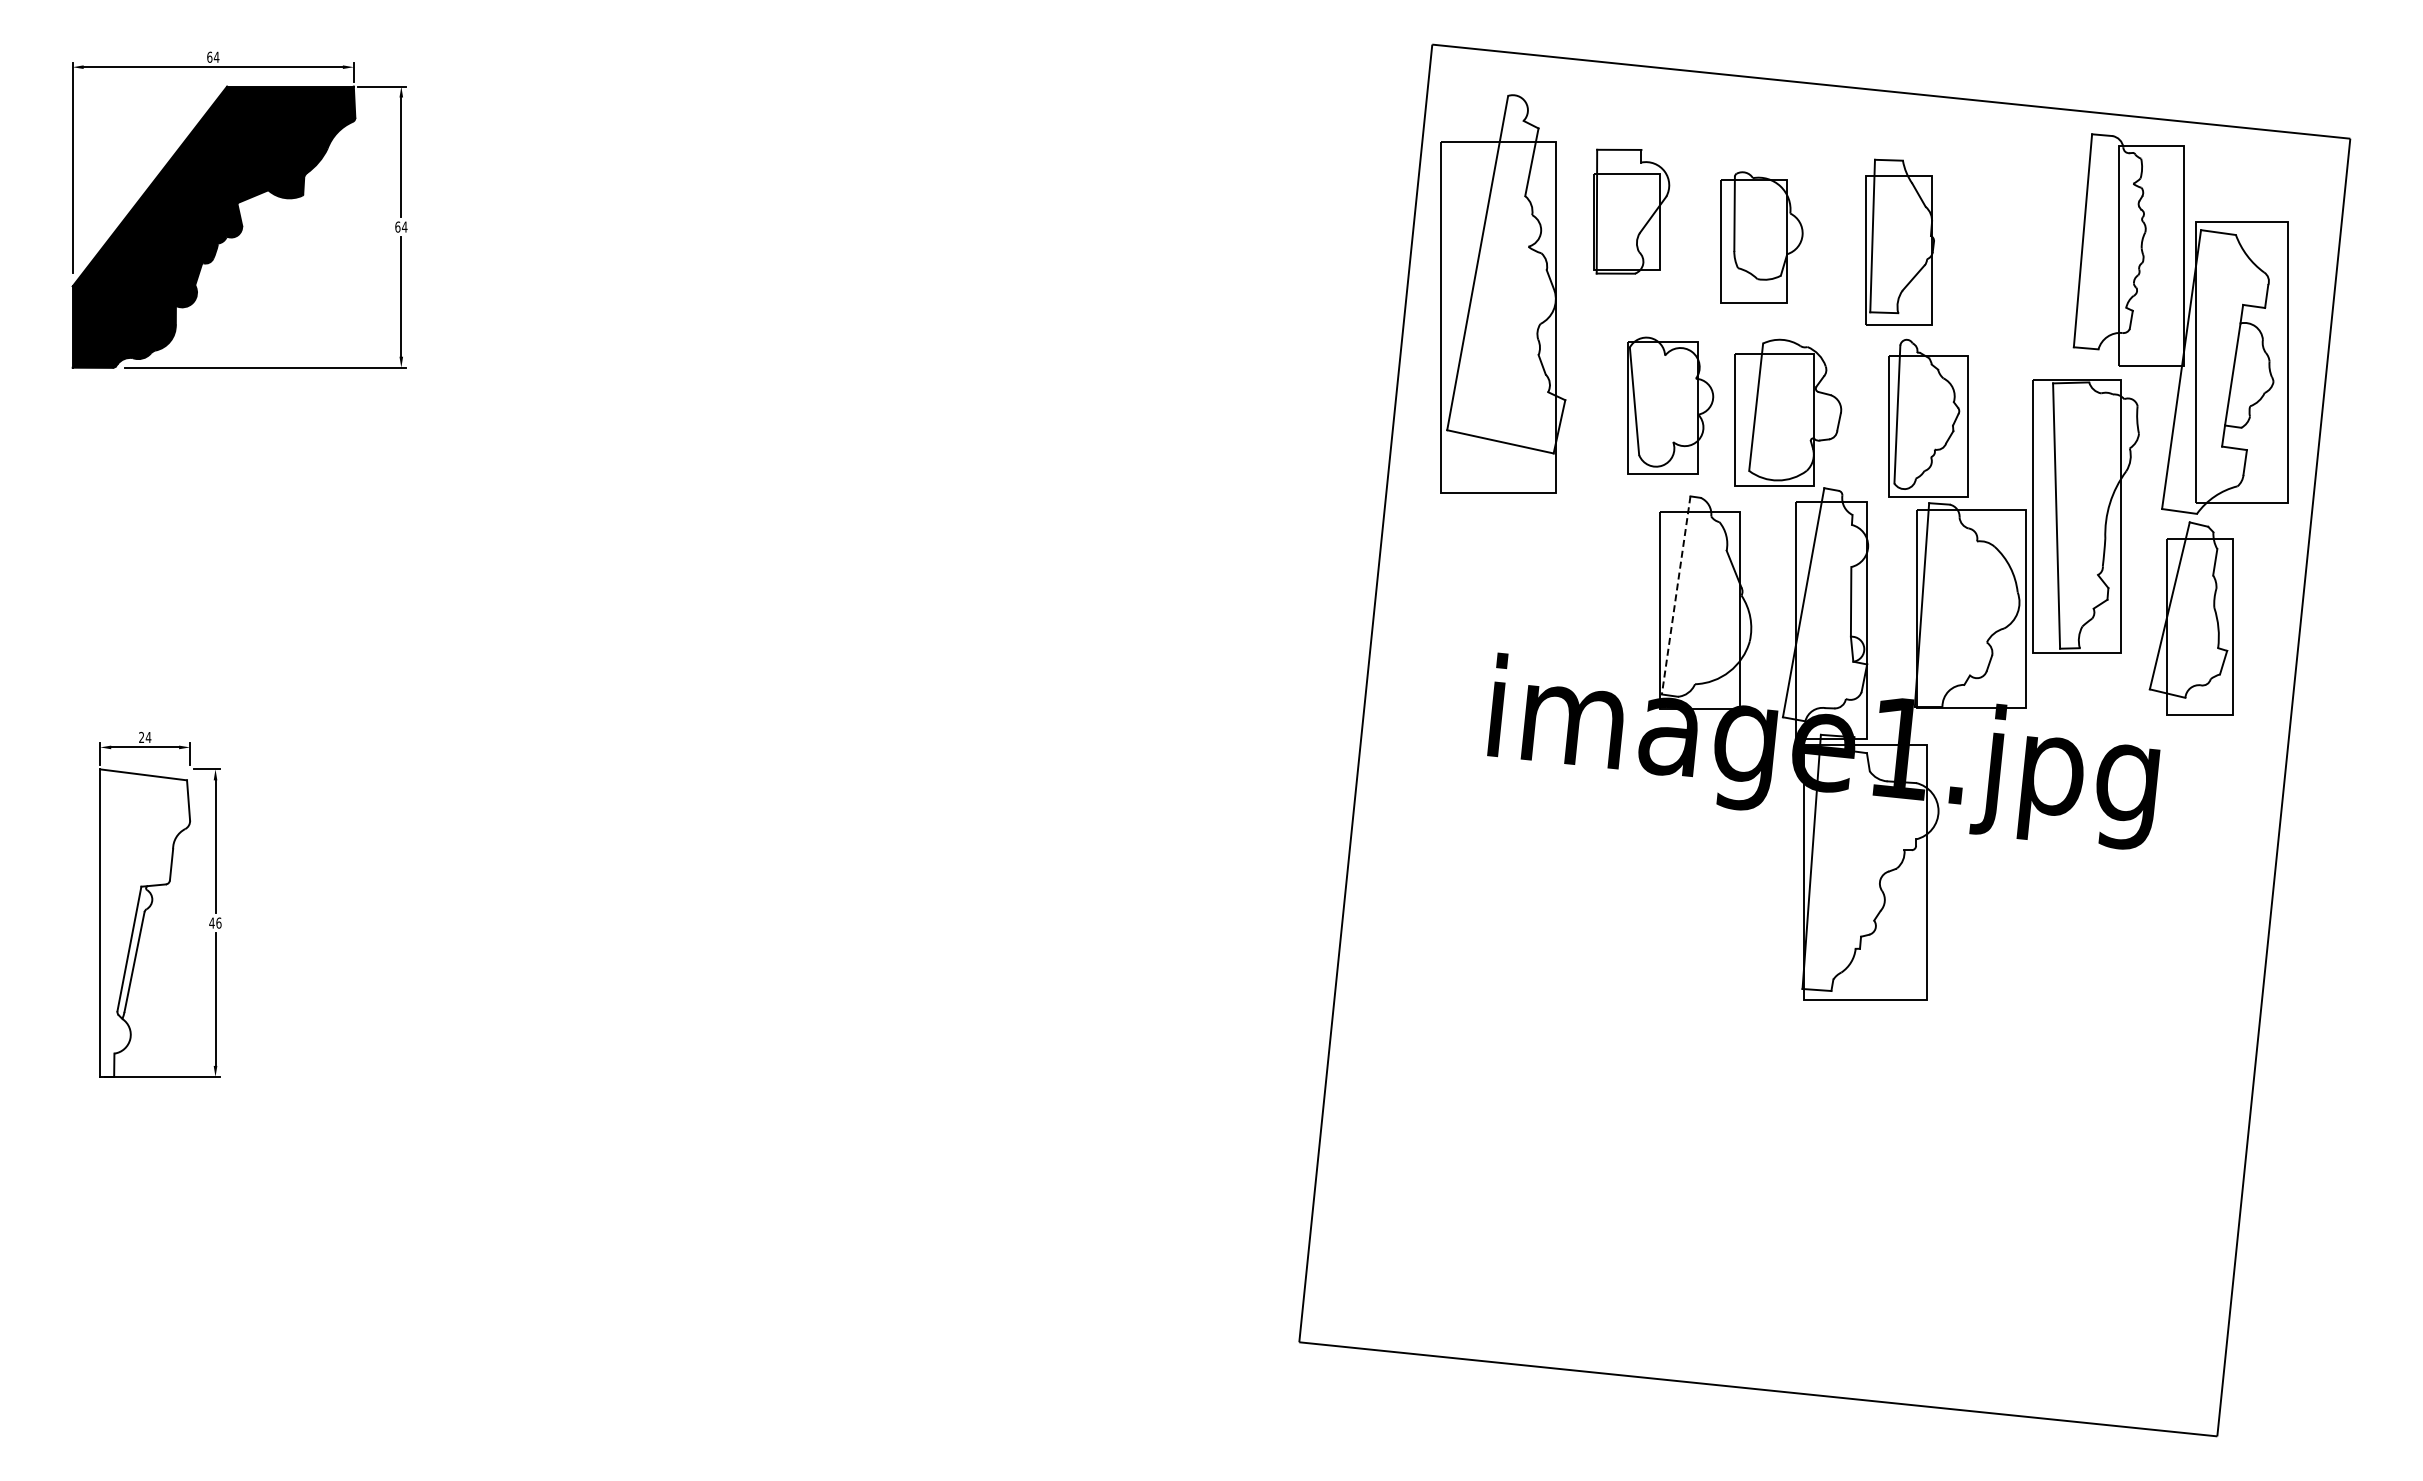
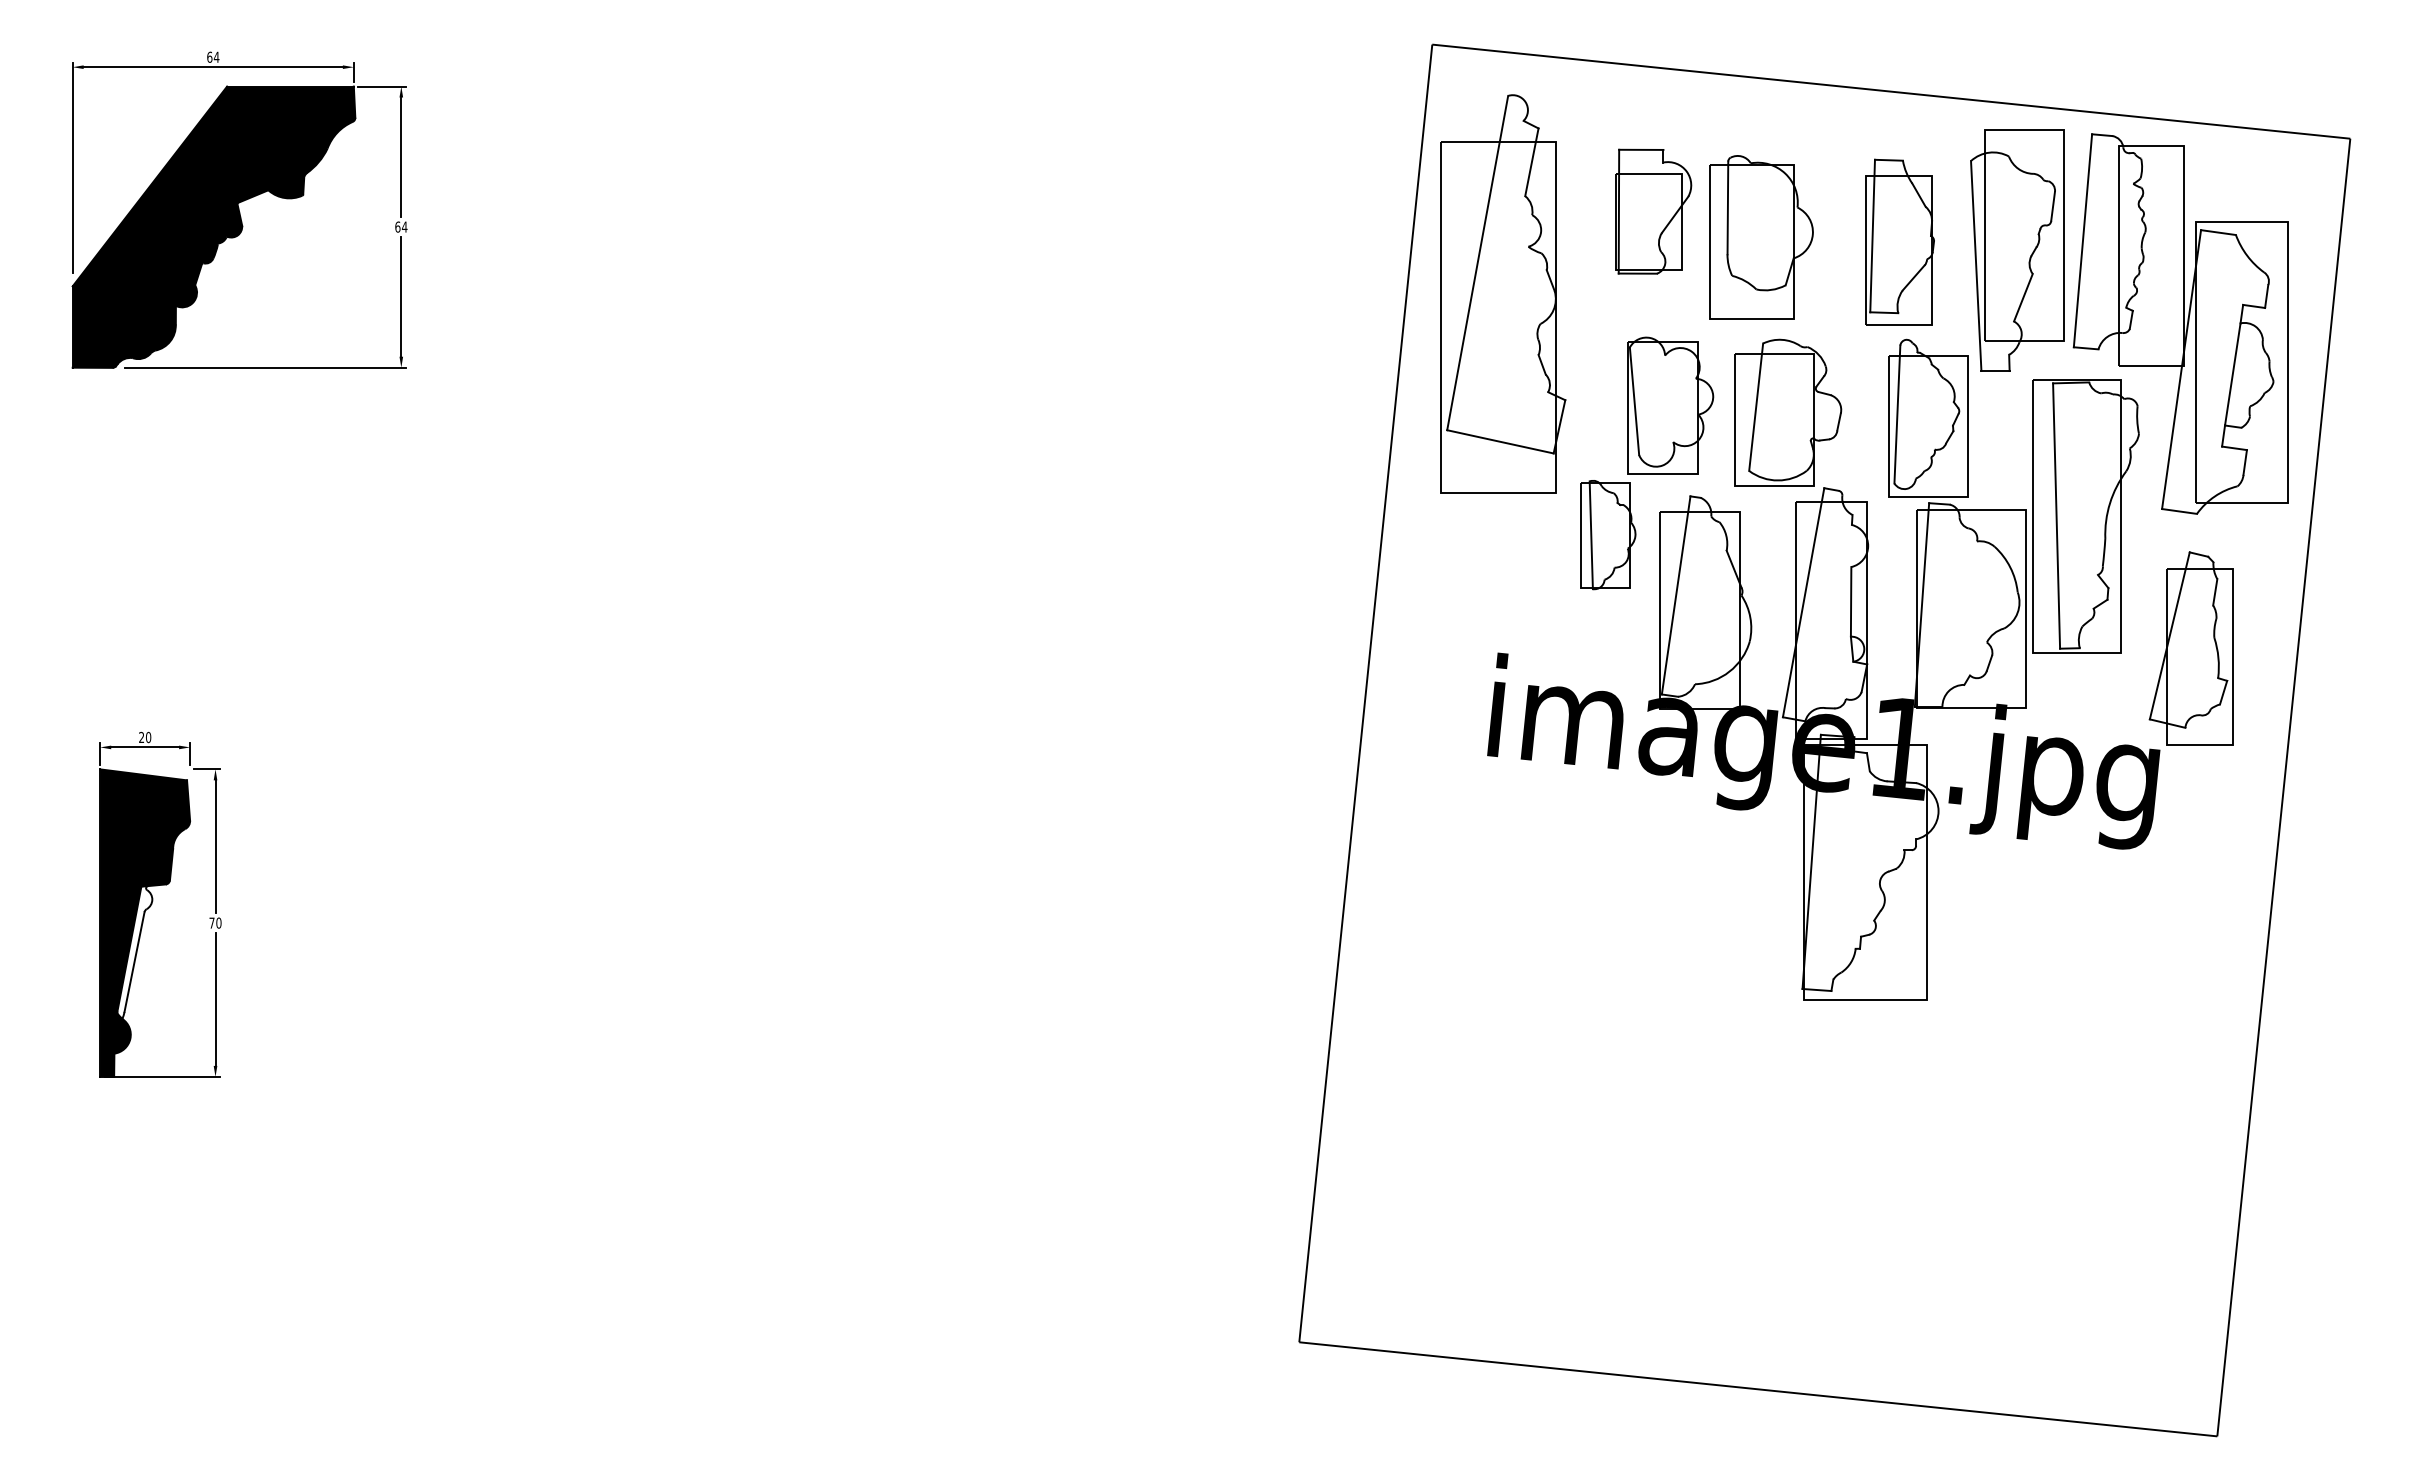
part position: (1631, 211) -> (1653, 211) (1653, 211)
part size: 84x133 px -> 105x165 px (1761, 237)
part: none -> present (2017, 250)
part: none -> present (1608, 535)
line: dashed -> solid (1676, 595)
part position: (2190, 618) -> (2190, 648) (2190, 648)
text: 24 -> 20 (148, 737)
fill: none -> present (145, 922)
text: 46 -> 70 (215, 922)
